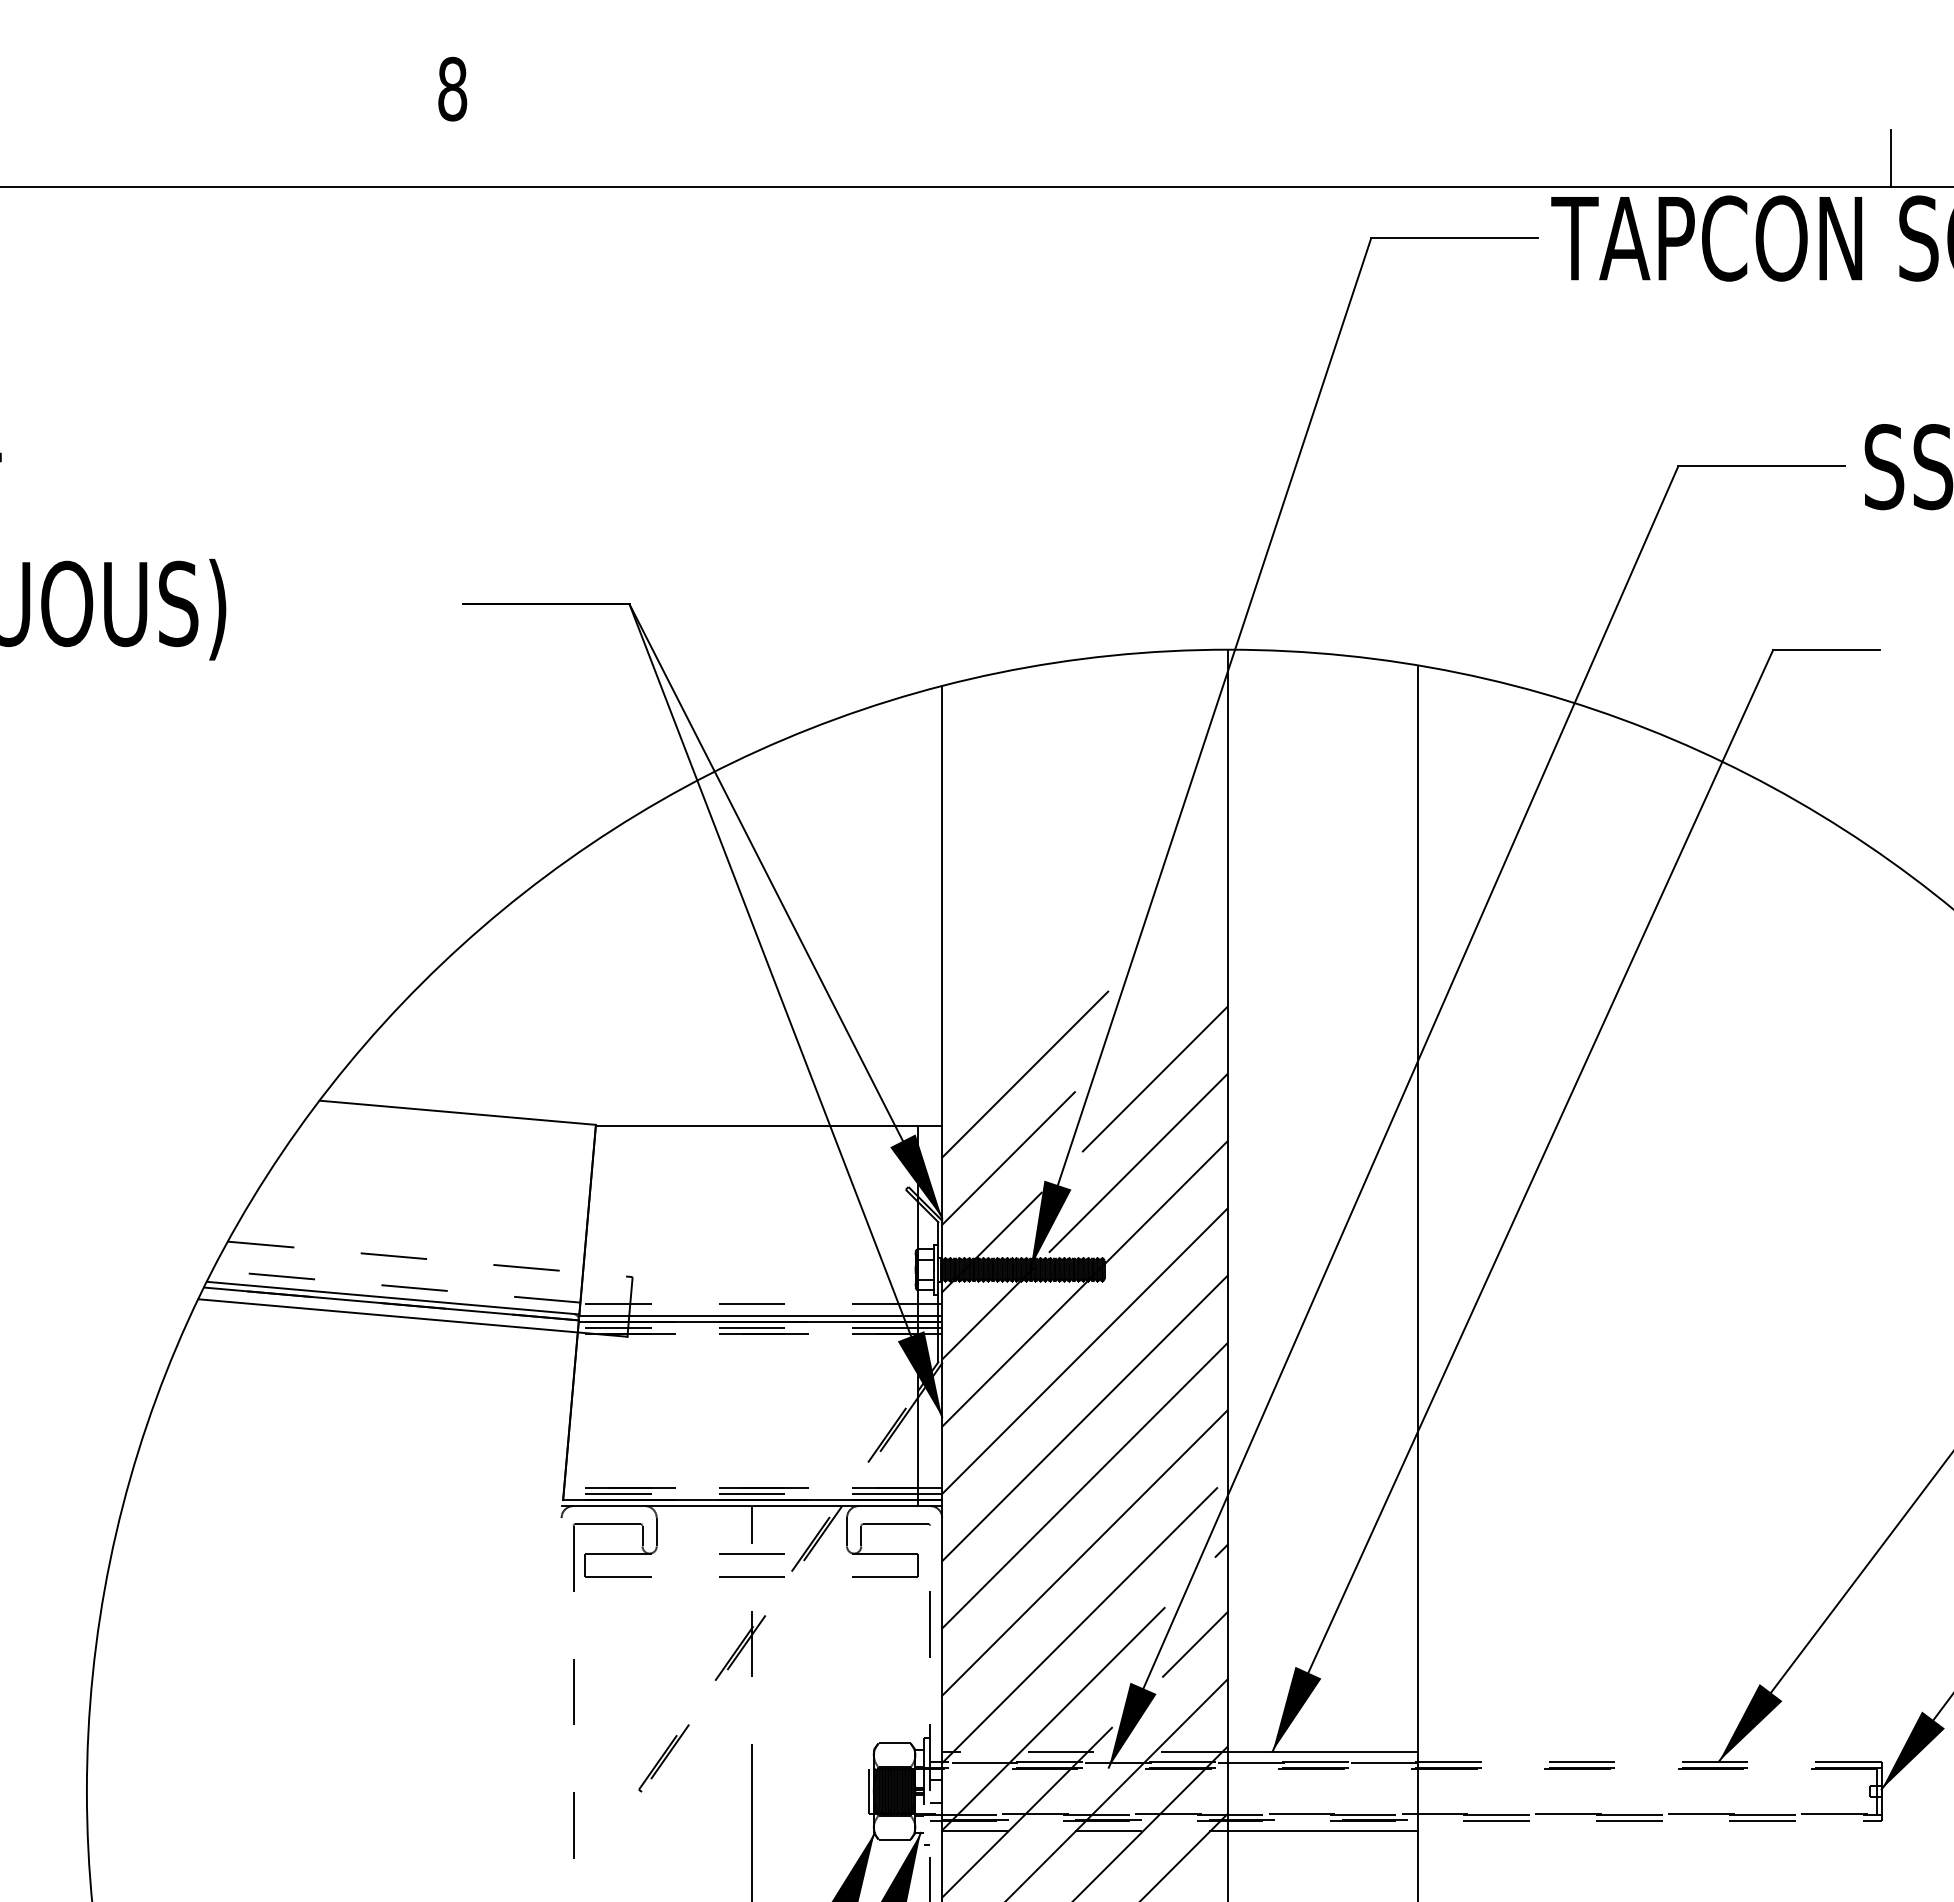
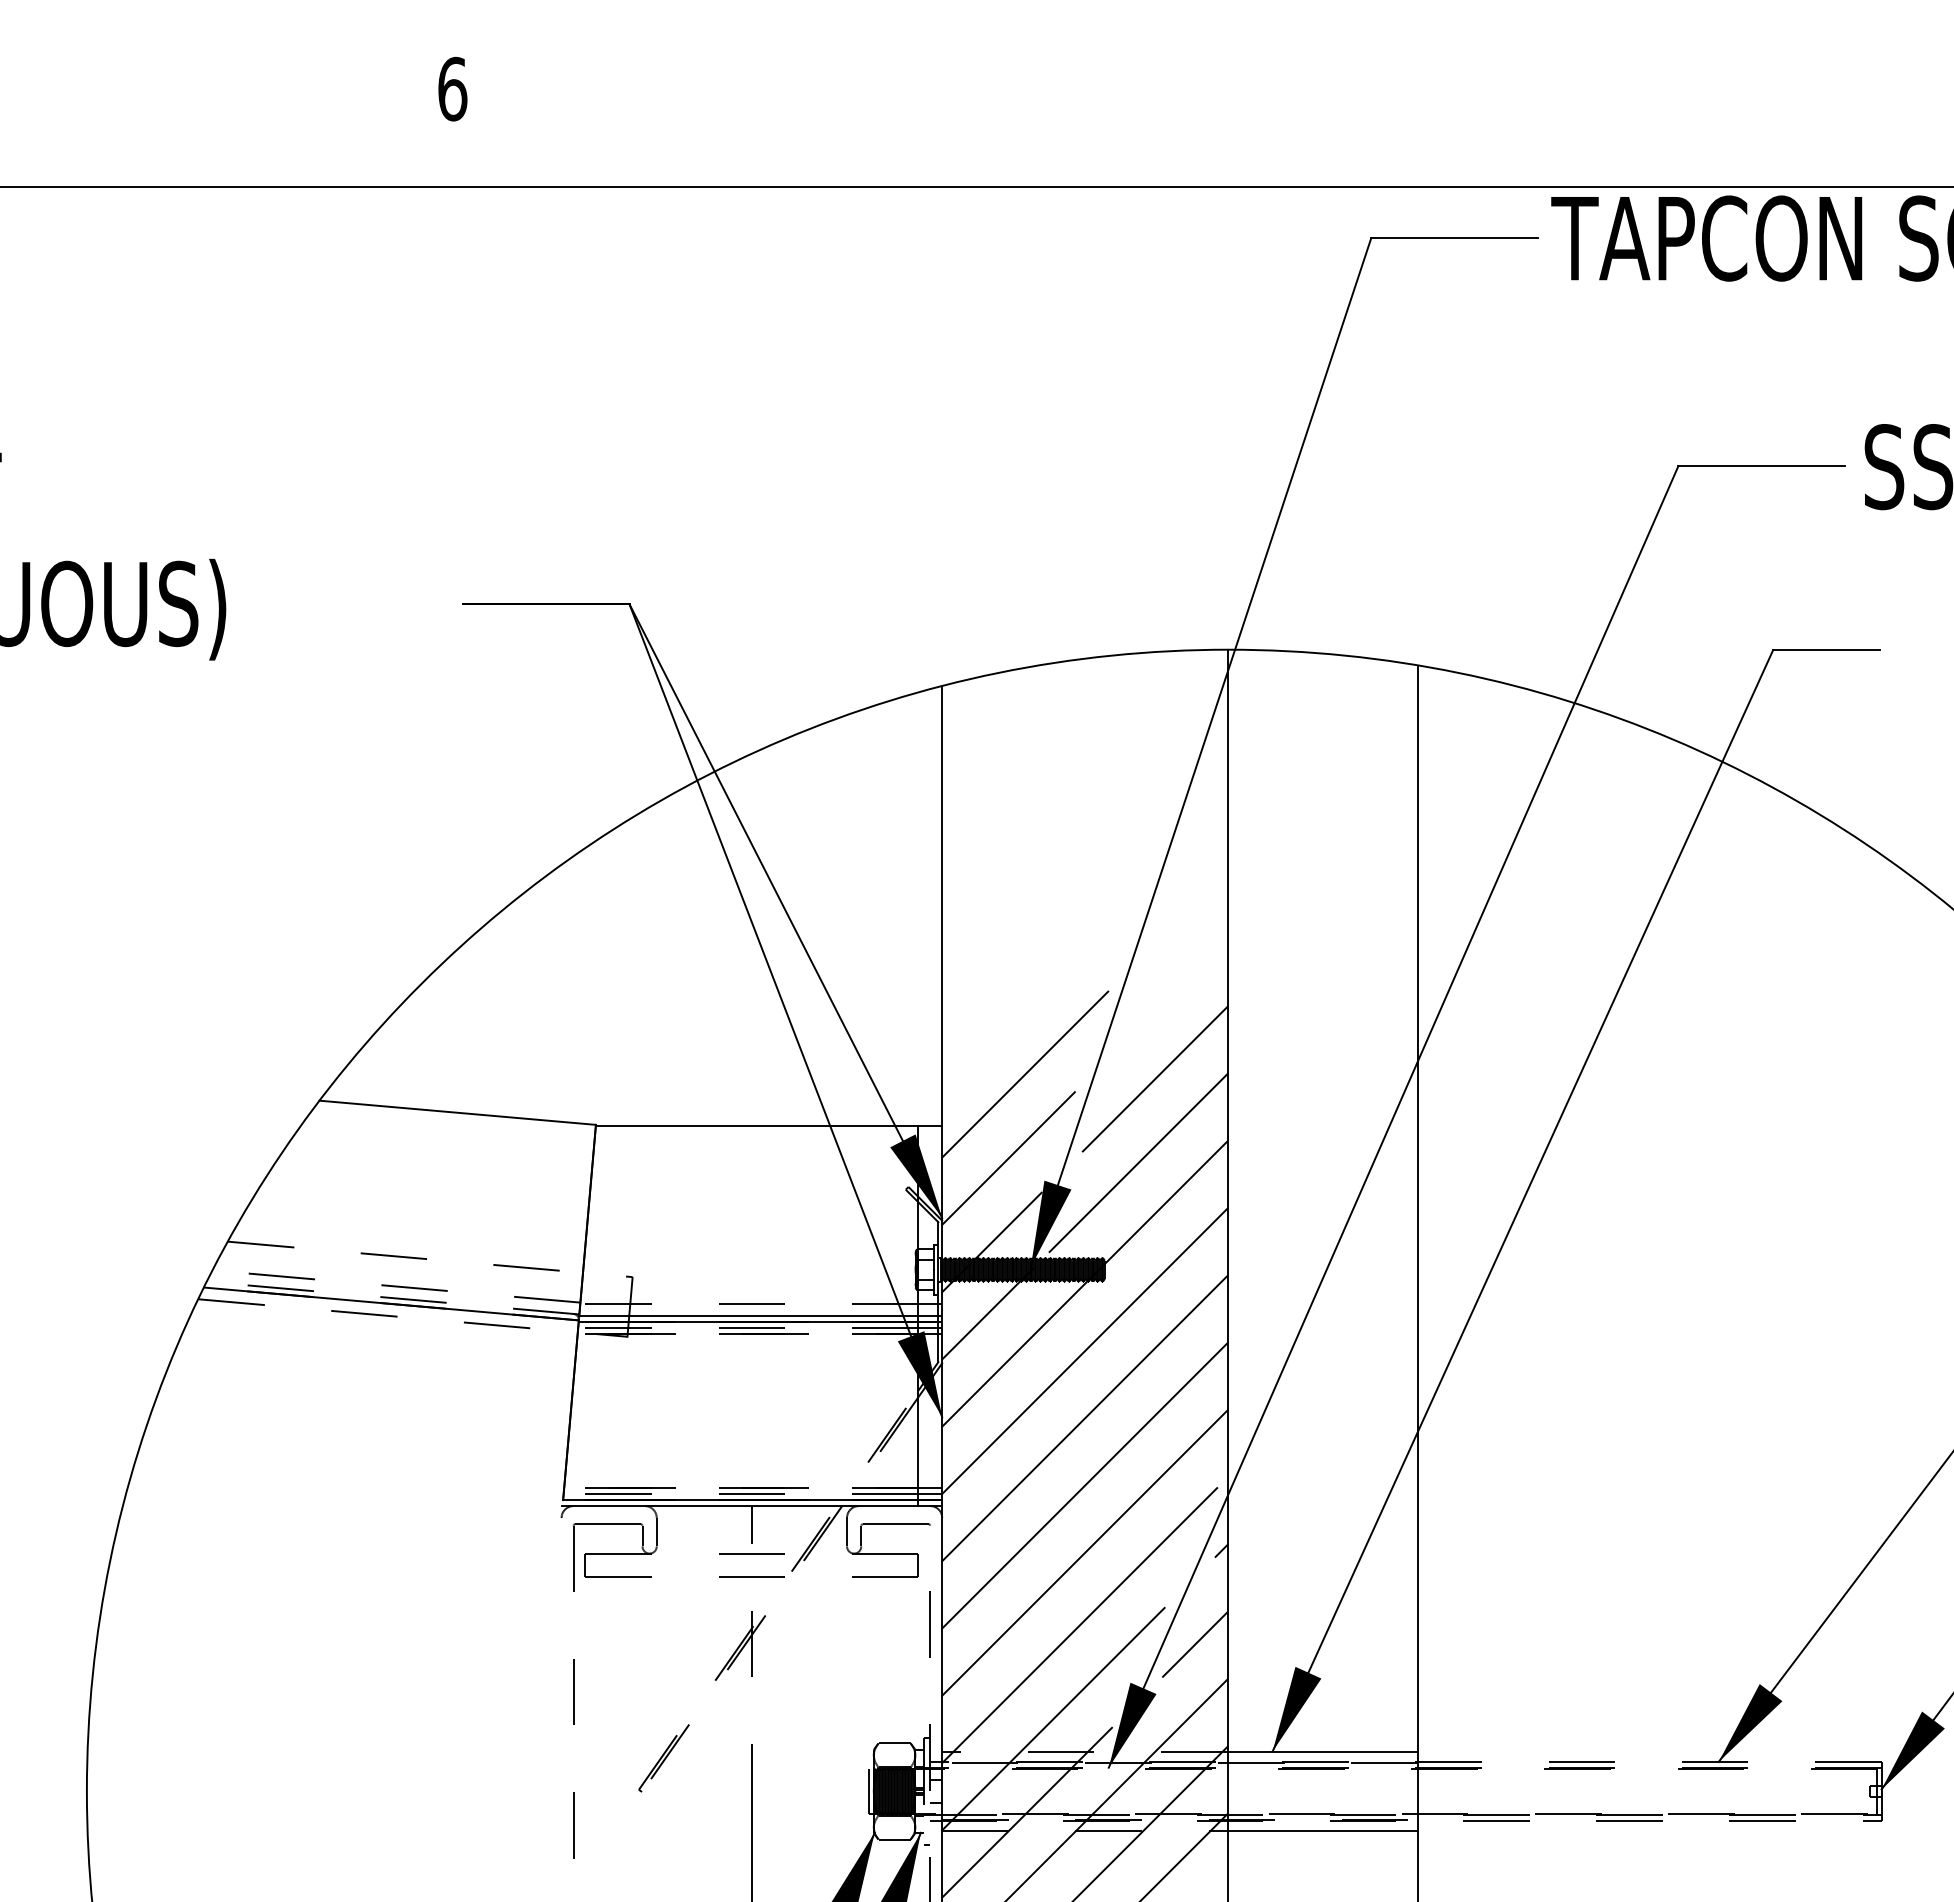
text: 8 -> 6 (452, 88)
line: present -> none (1891, 158)
line: solid -> dashed (393, 1298)
line: solid -> dashed (413, 1318)
